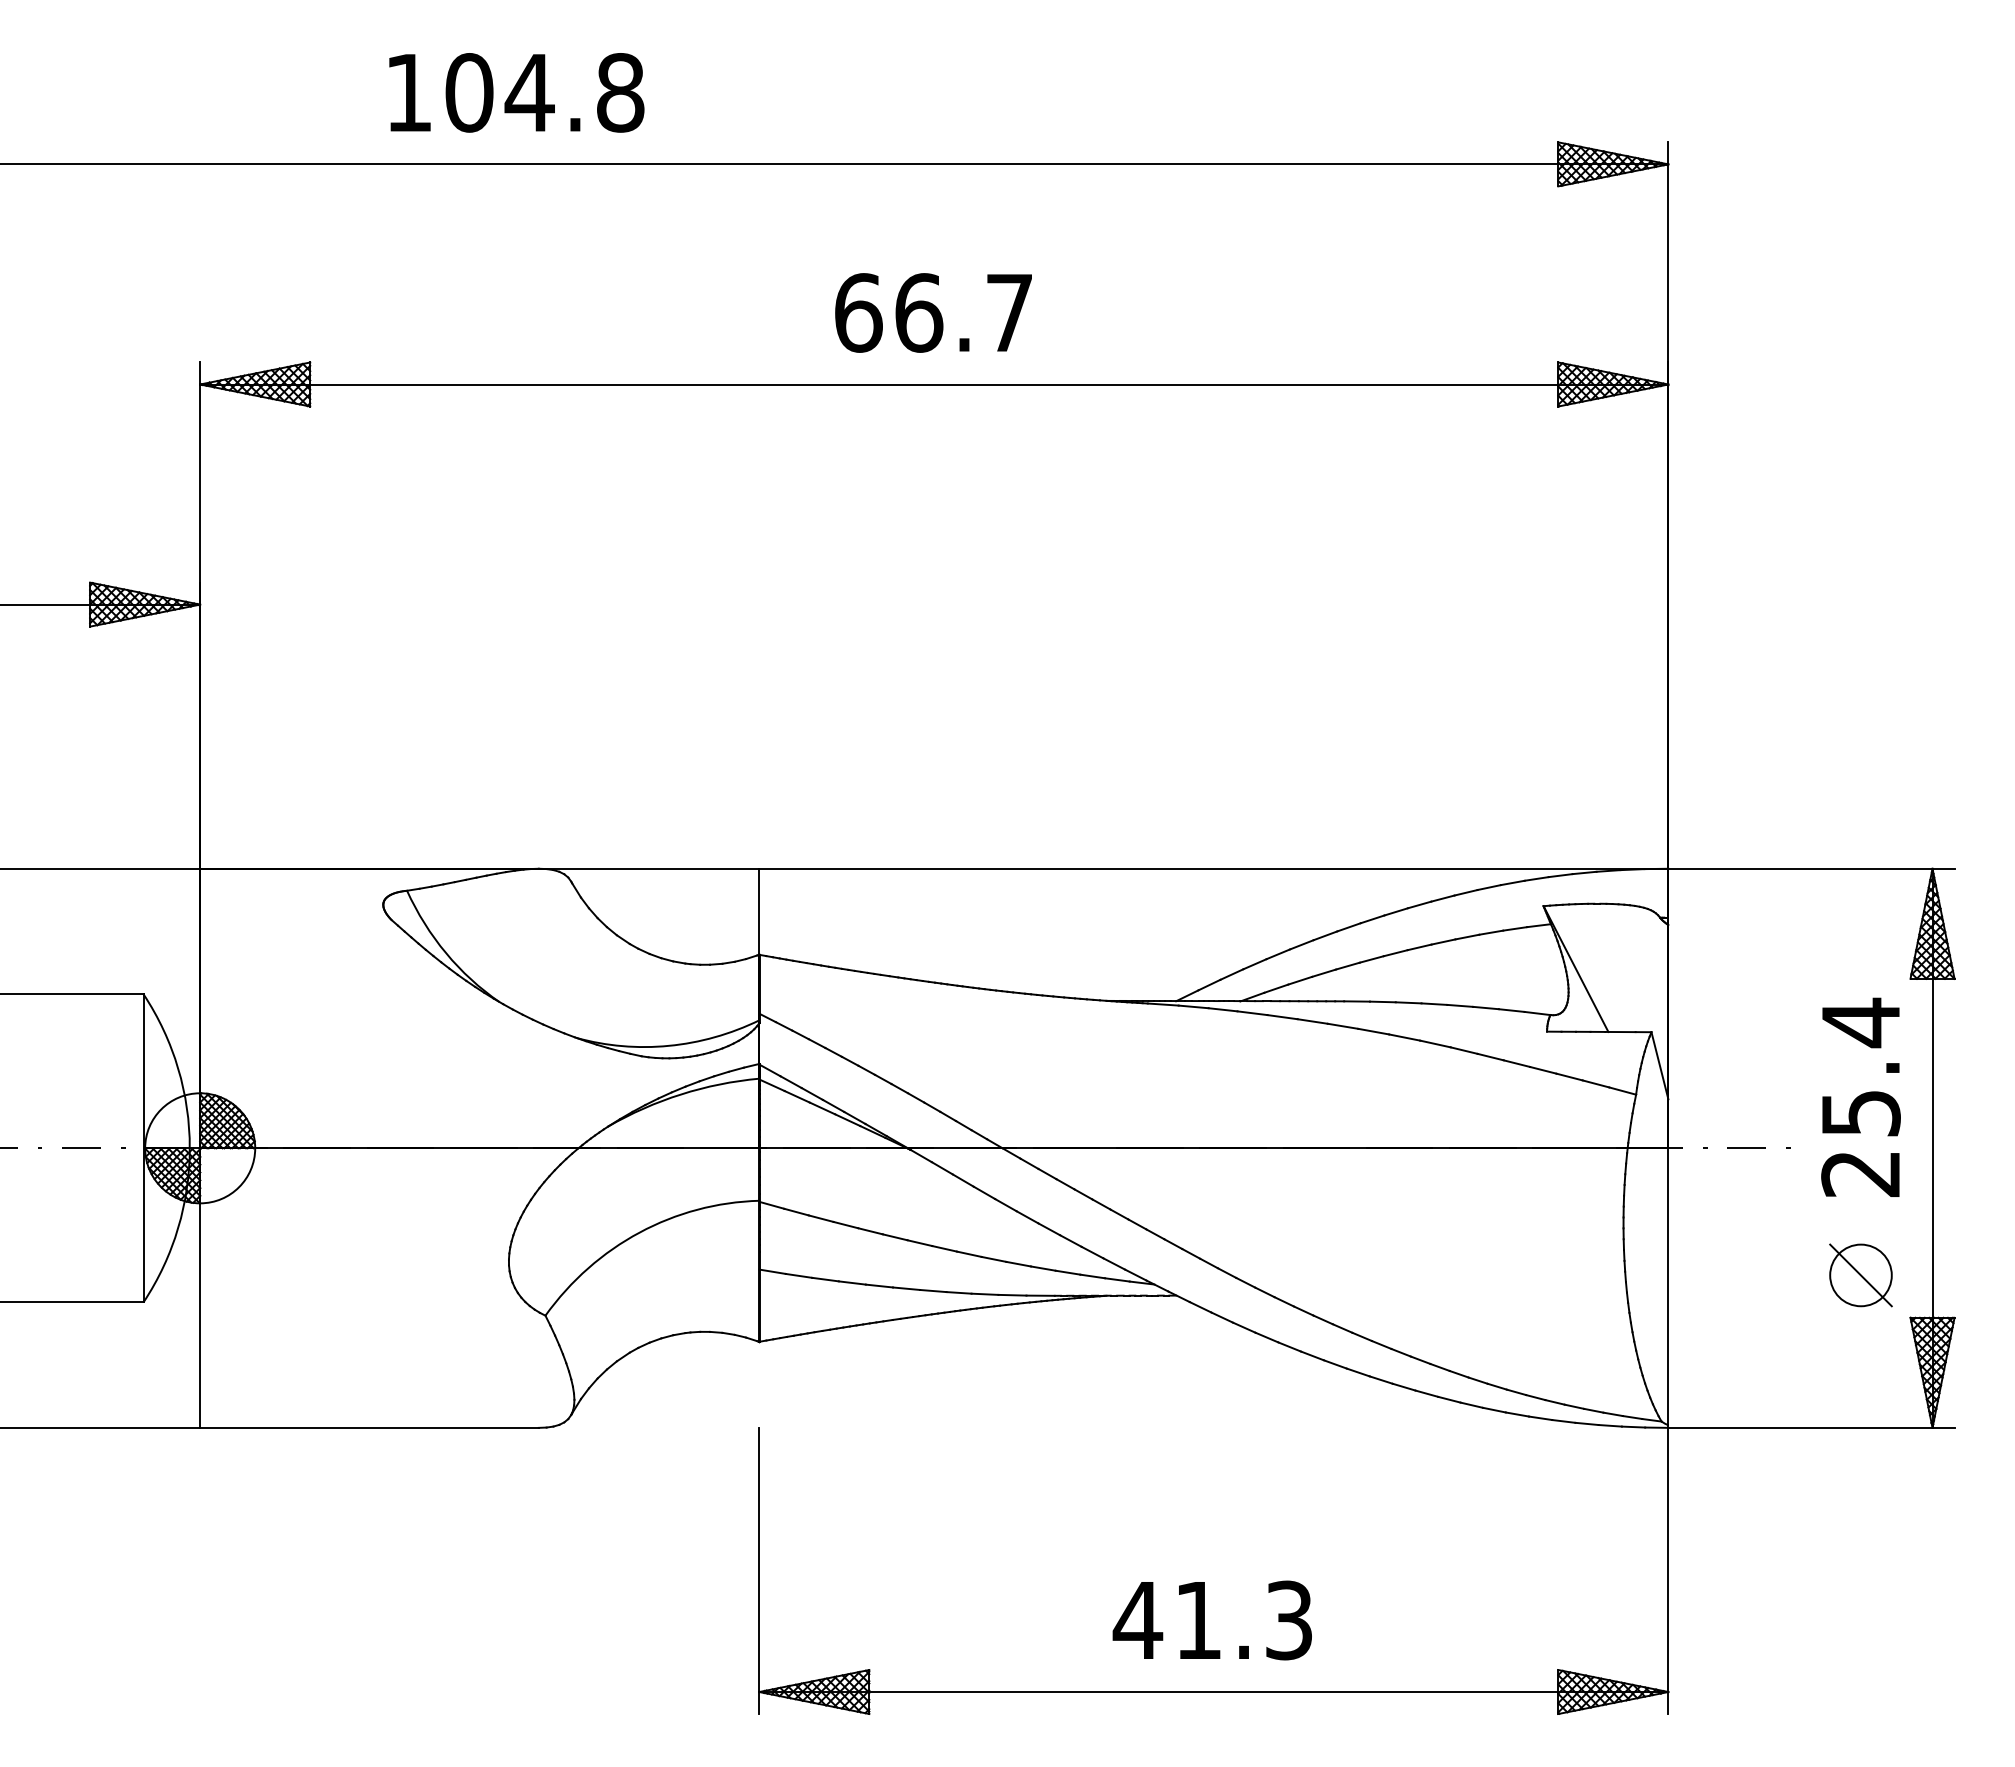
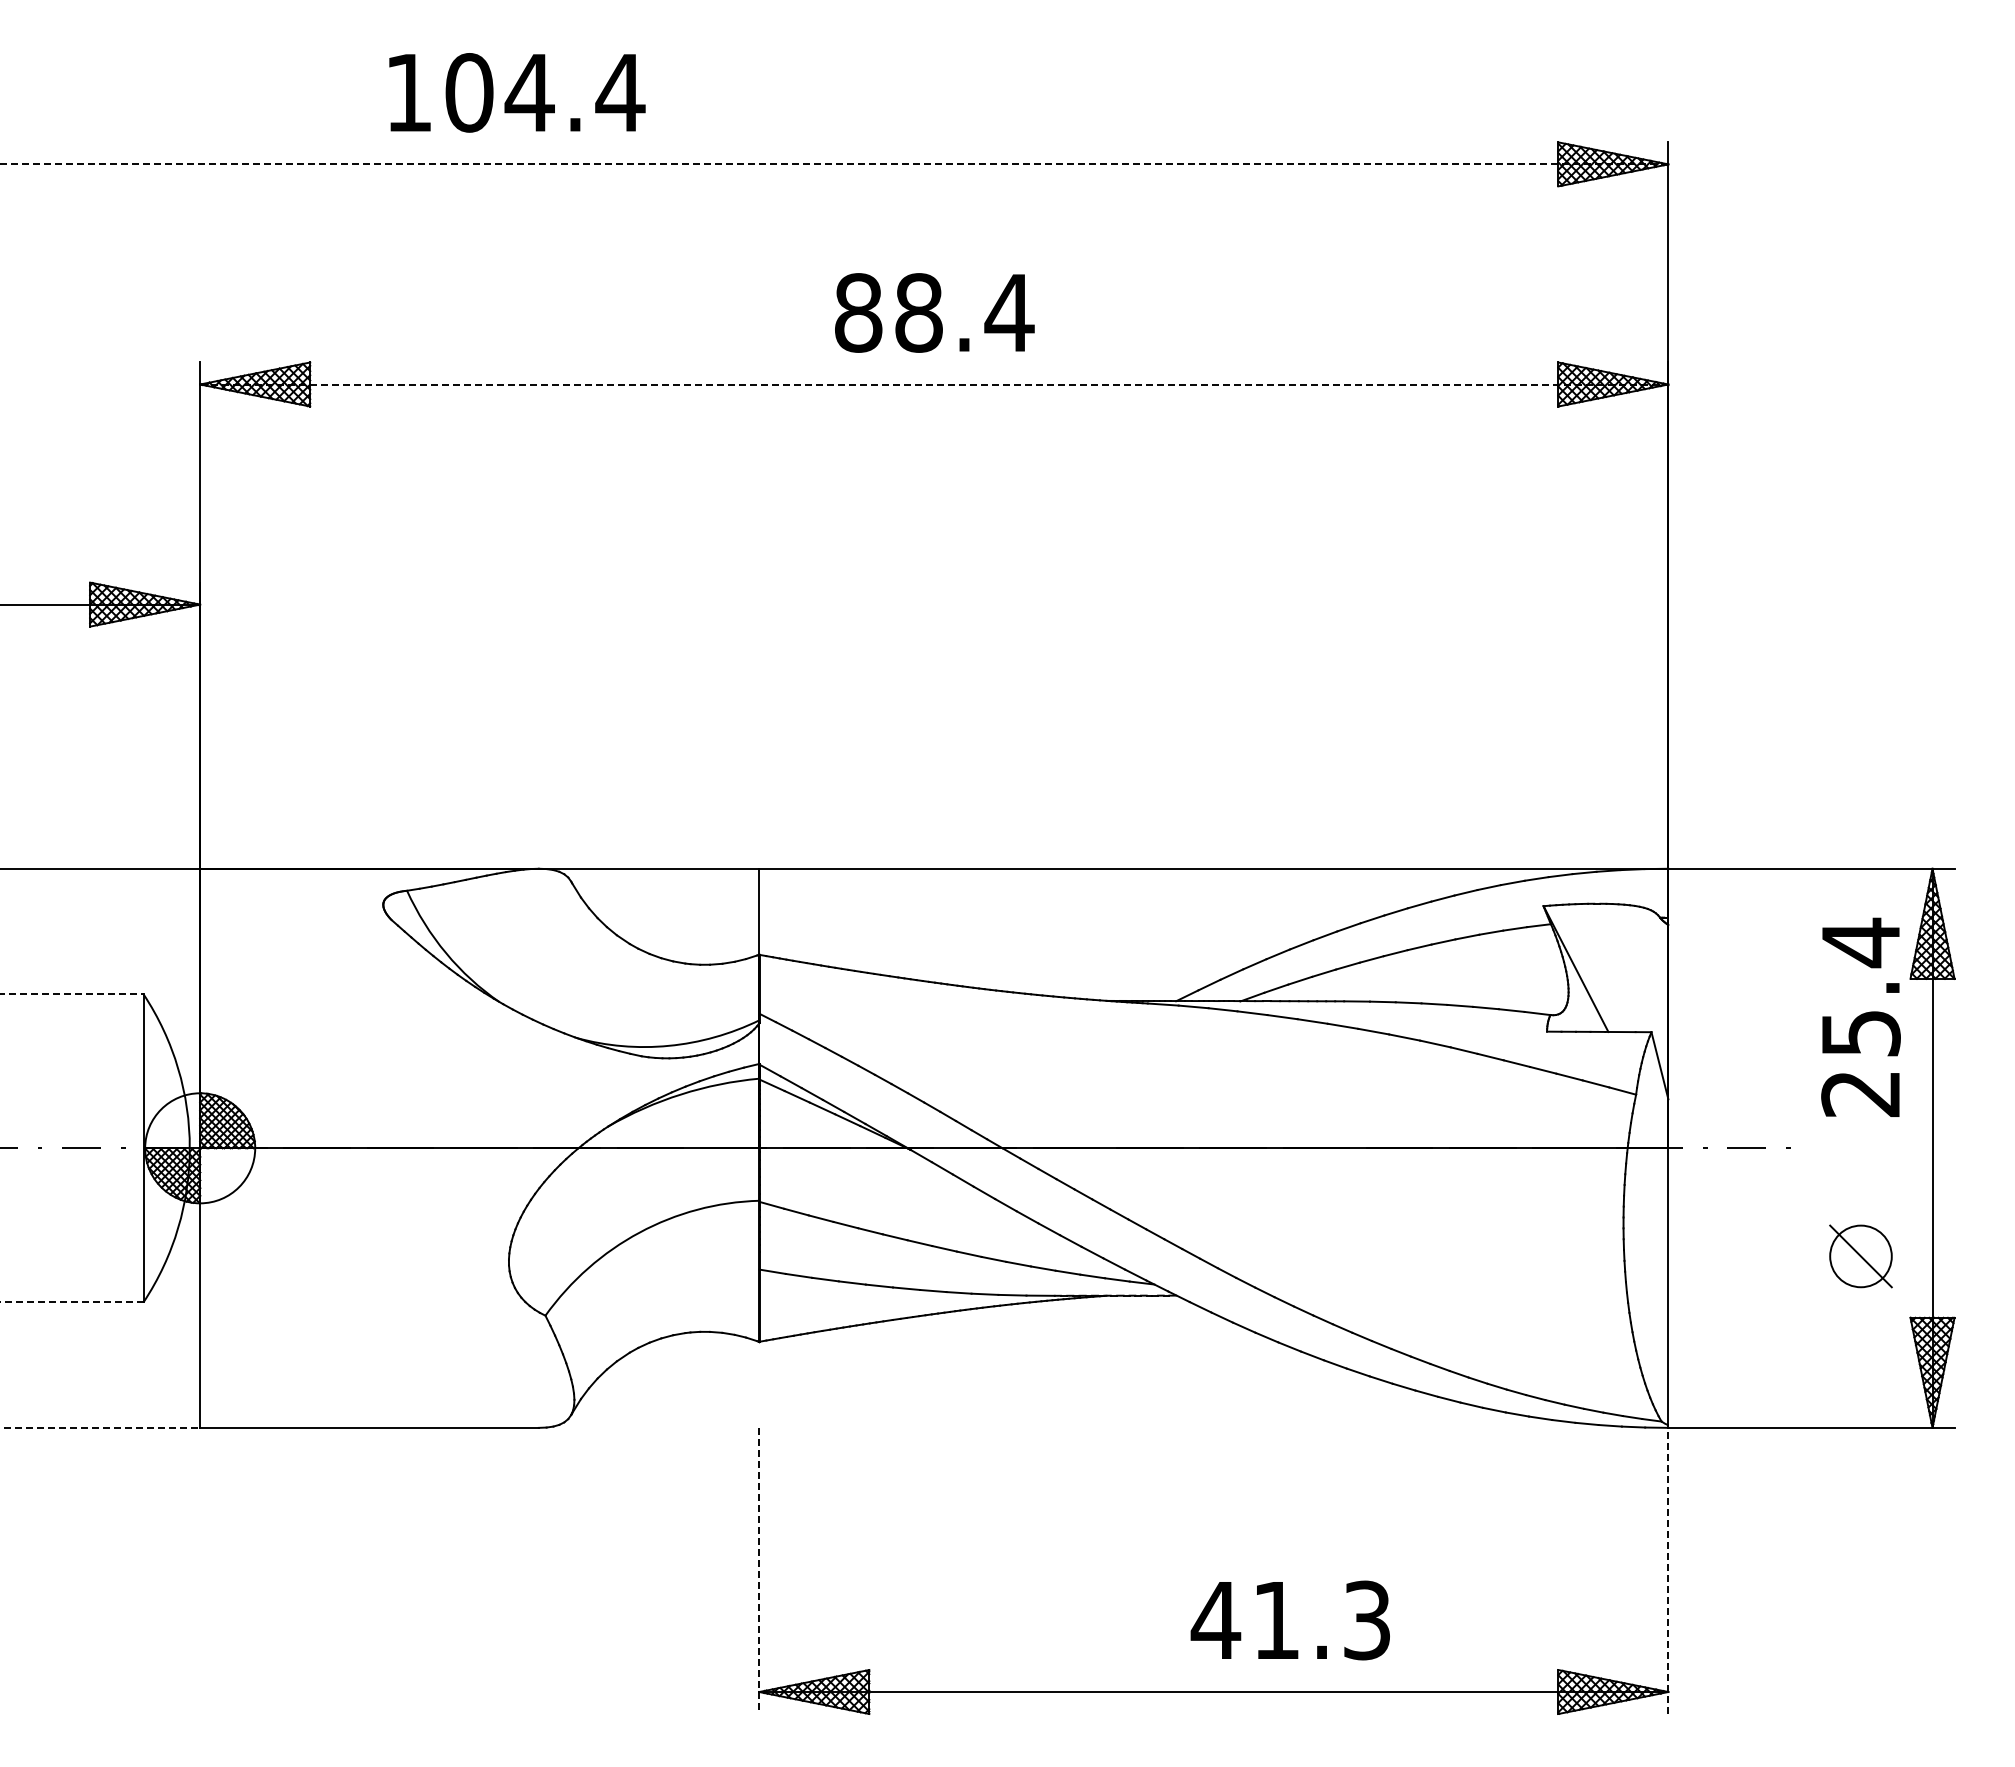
text: 104.8 -> 104.4 (620, 92)
line: solid -> dashed (834, 164)
text: 66.7 -> 88.4 (934, 312)
line: solid -> dashed (934, 384)
line: solid -> dashed (72, 994)
text position: (1860, 1096) -> (1860, 1016) (1860, 1016)
part position: (1860, 1275) -> (1860, 1256) (1860, 1256)
line: solid -> dashed (71, 1302)
line: solid -> dashed (100, 1427)
line: solid -> dashed (1668, 1570)
line: solid -> dashed (759, 1571)
text position: (1211, 1620) -> (1289, 1620) (1289, 1620)
